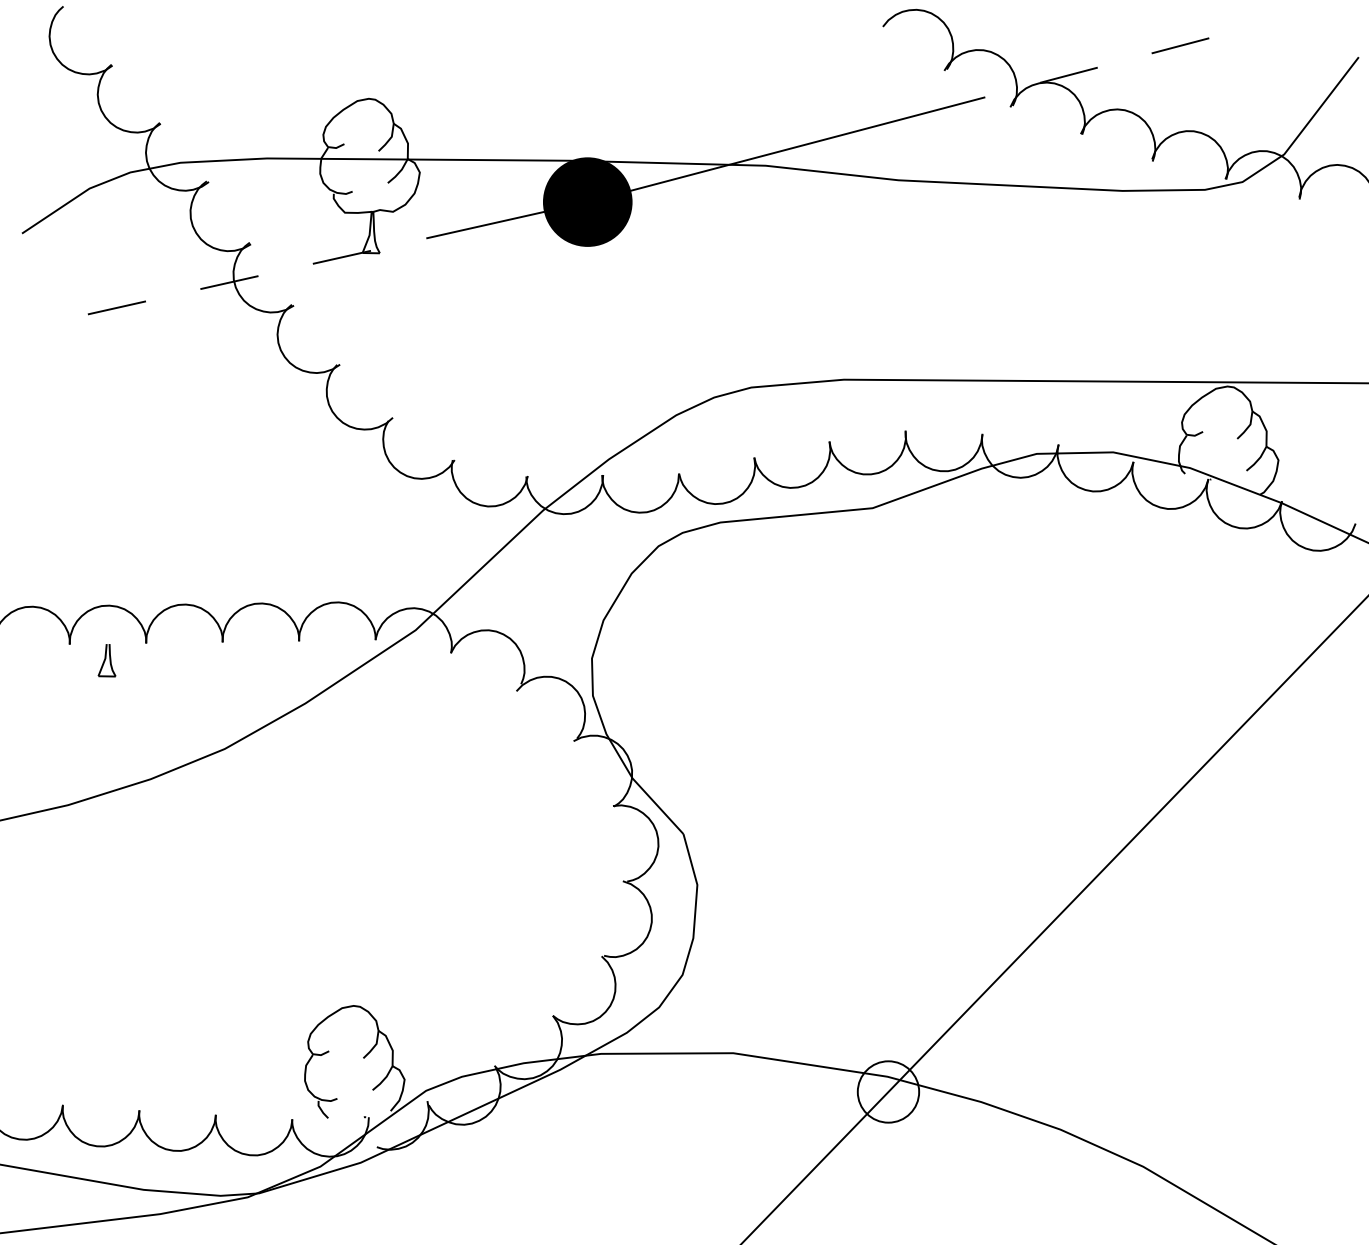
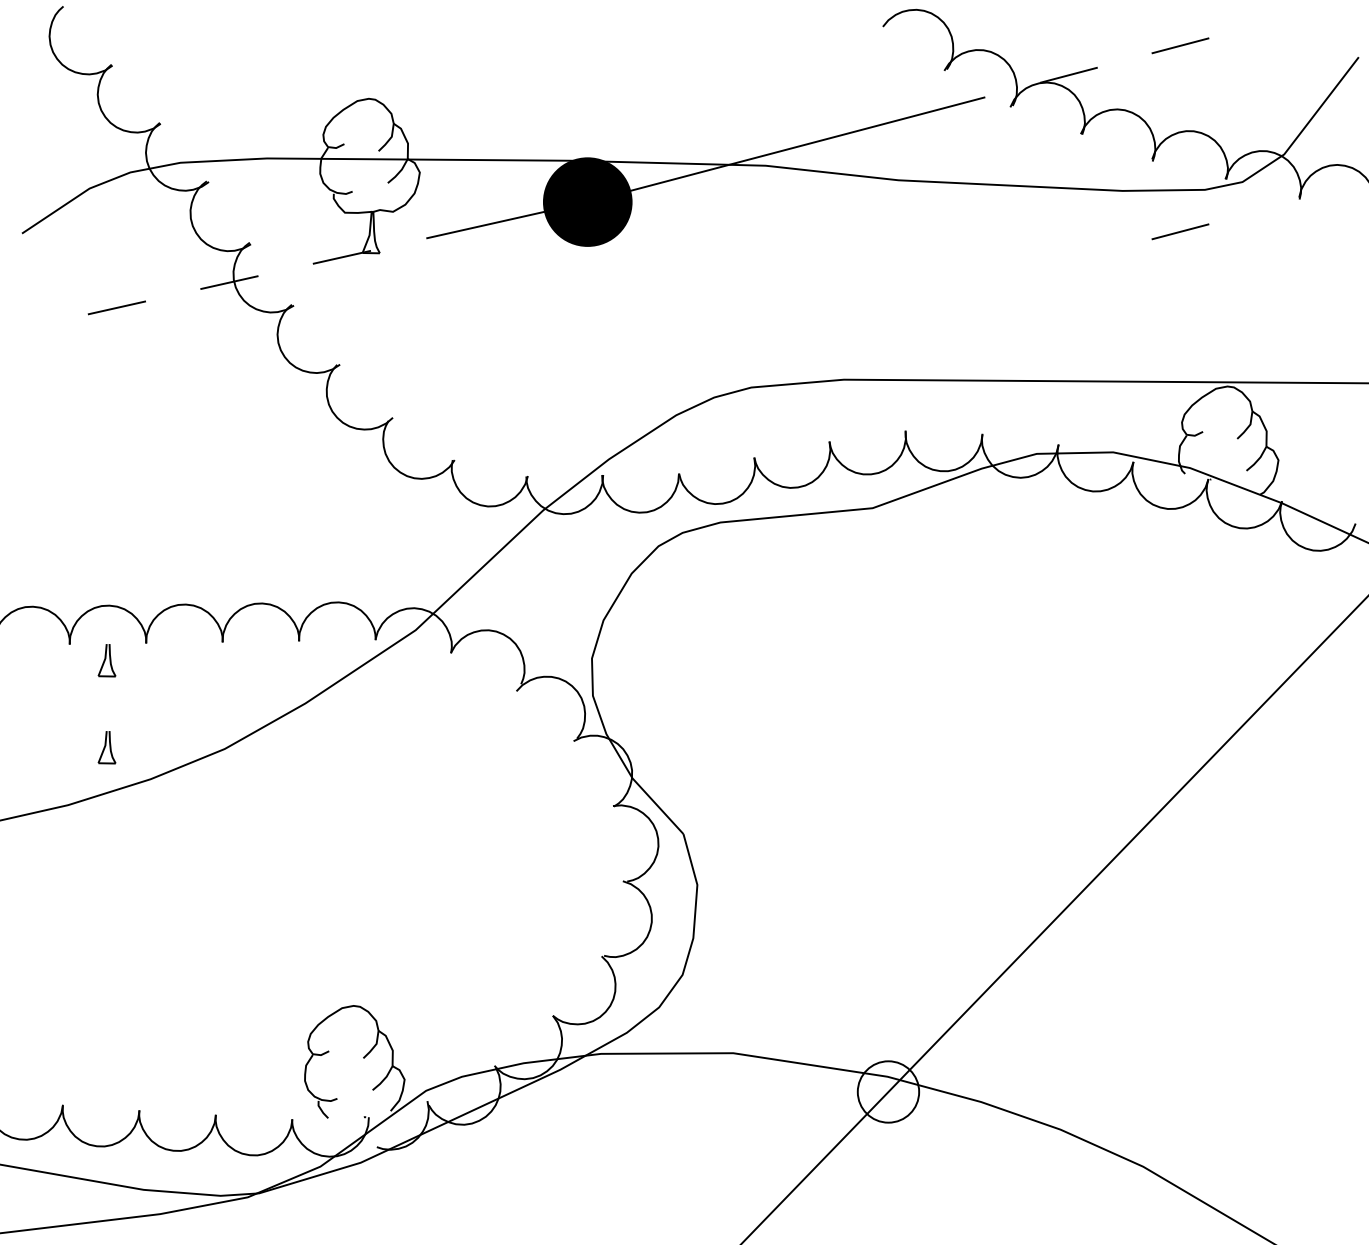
line: none -> present (1180, 231)
part: none -> present (106, 747)
